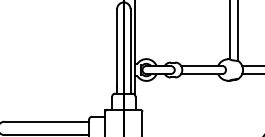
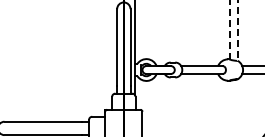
line: solid -> dashed (229, 30)
line: solid -> dashed (237, 31)
